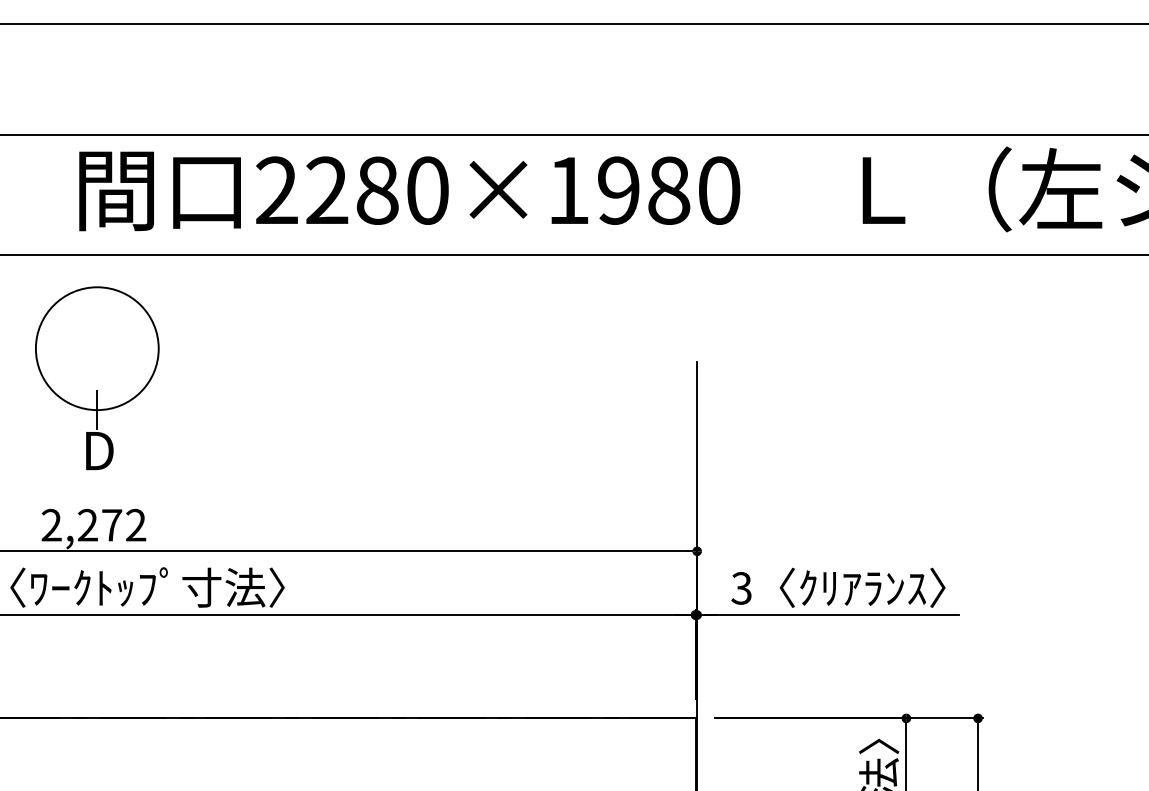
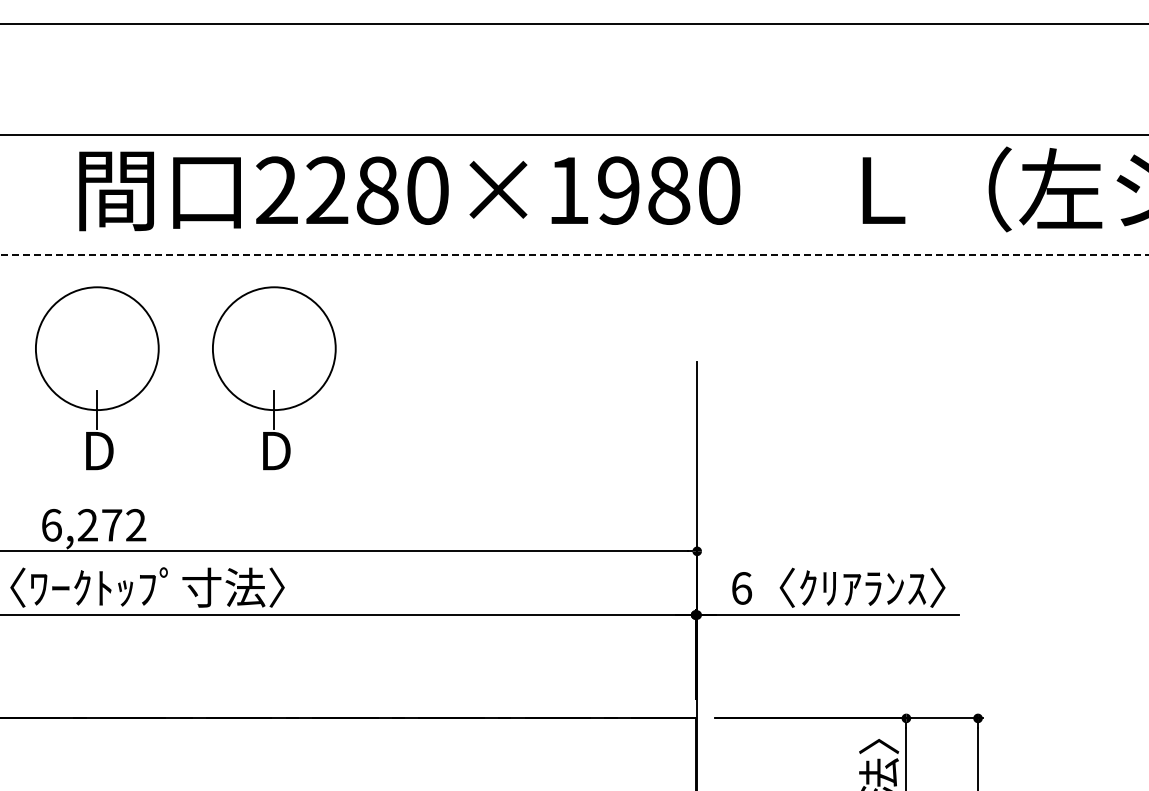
line: solid -> dashed (575, 255)
part: none -> present (274, 378)
text: 2,272 -> 6,272 (51, 524)
text: 3 -> 6 (741, 588)
